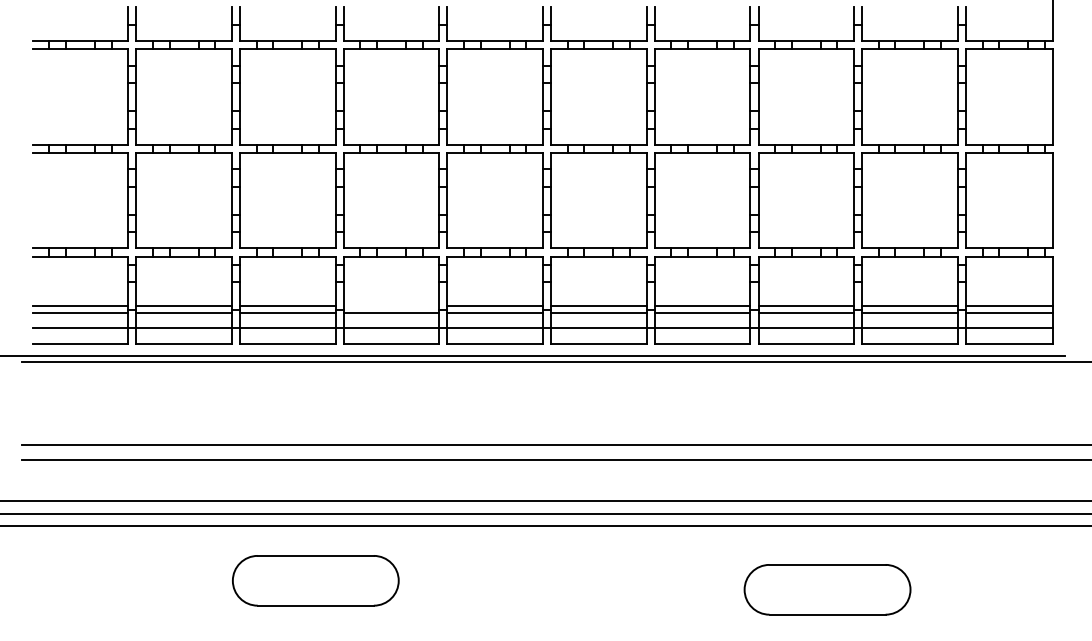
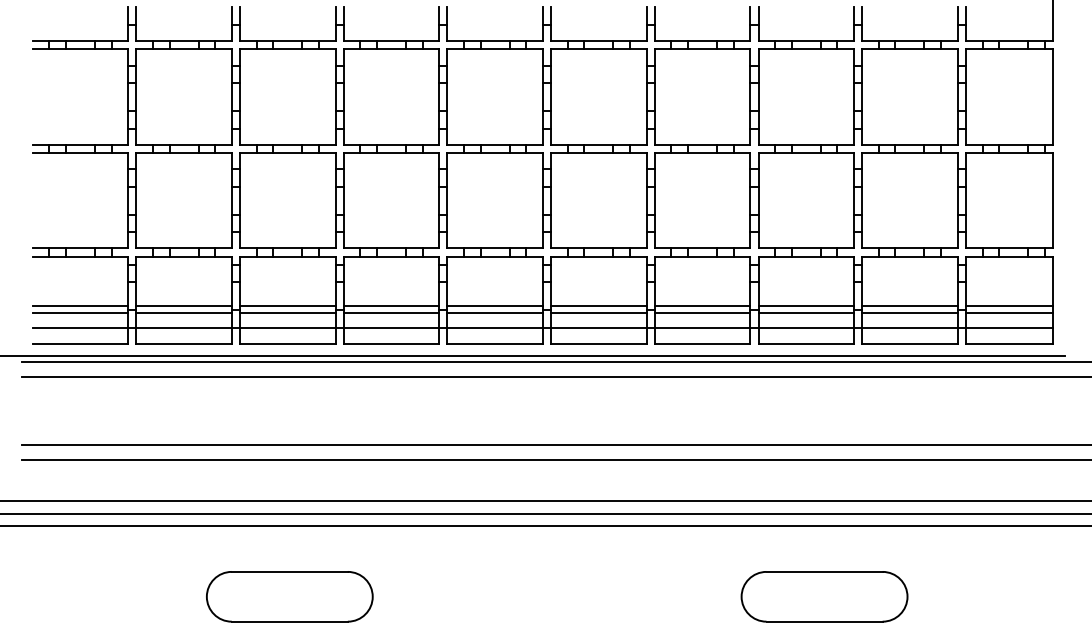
line: none -> present (391, 306)
line: none -> present (555, 377)
part position: (315, 580) -> (289, 596) (289, 596)
part position: (827, 589) -> (824, 596) (824, 596)
